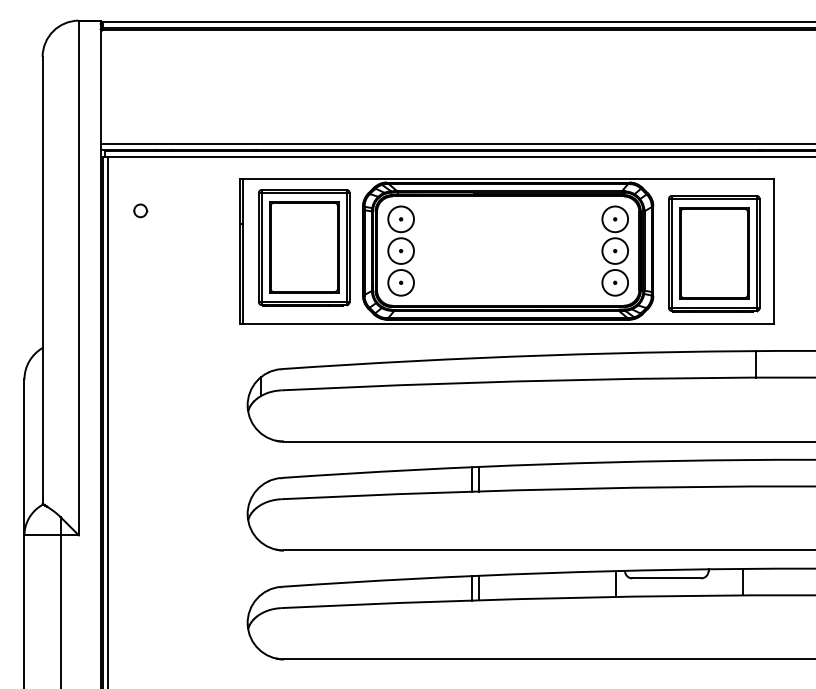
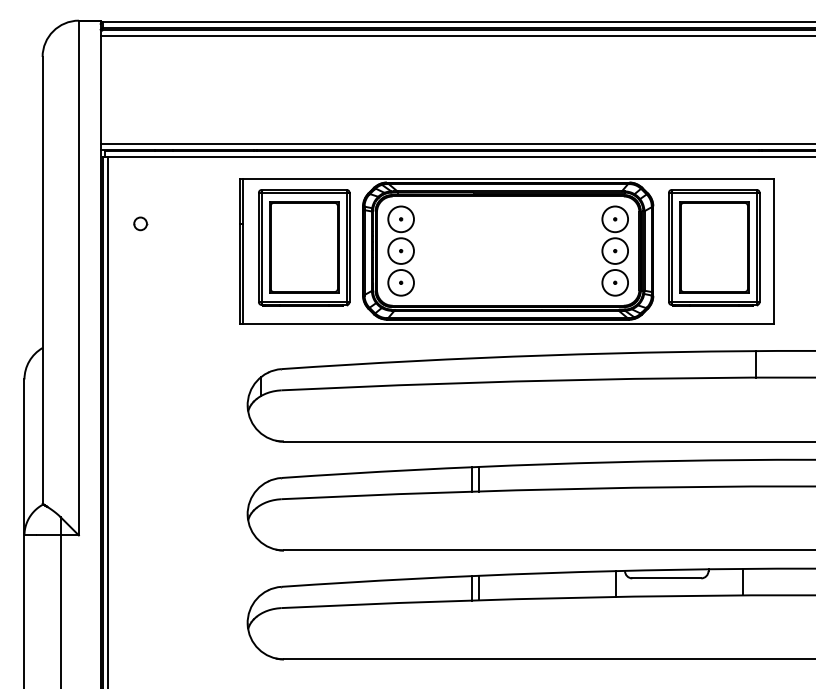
line: none -> present (456, 36)
part position: (140, 210) -> (140, 223) (140, 223)
part position: (714, 253) -> (714, 247) (714, 247)
